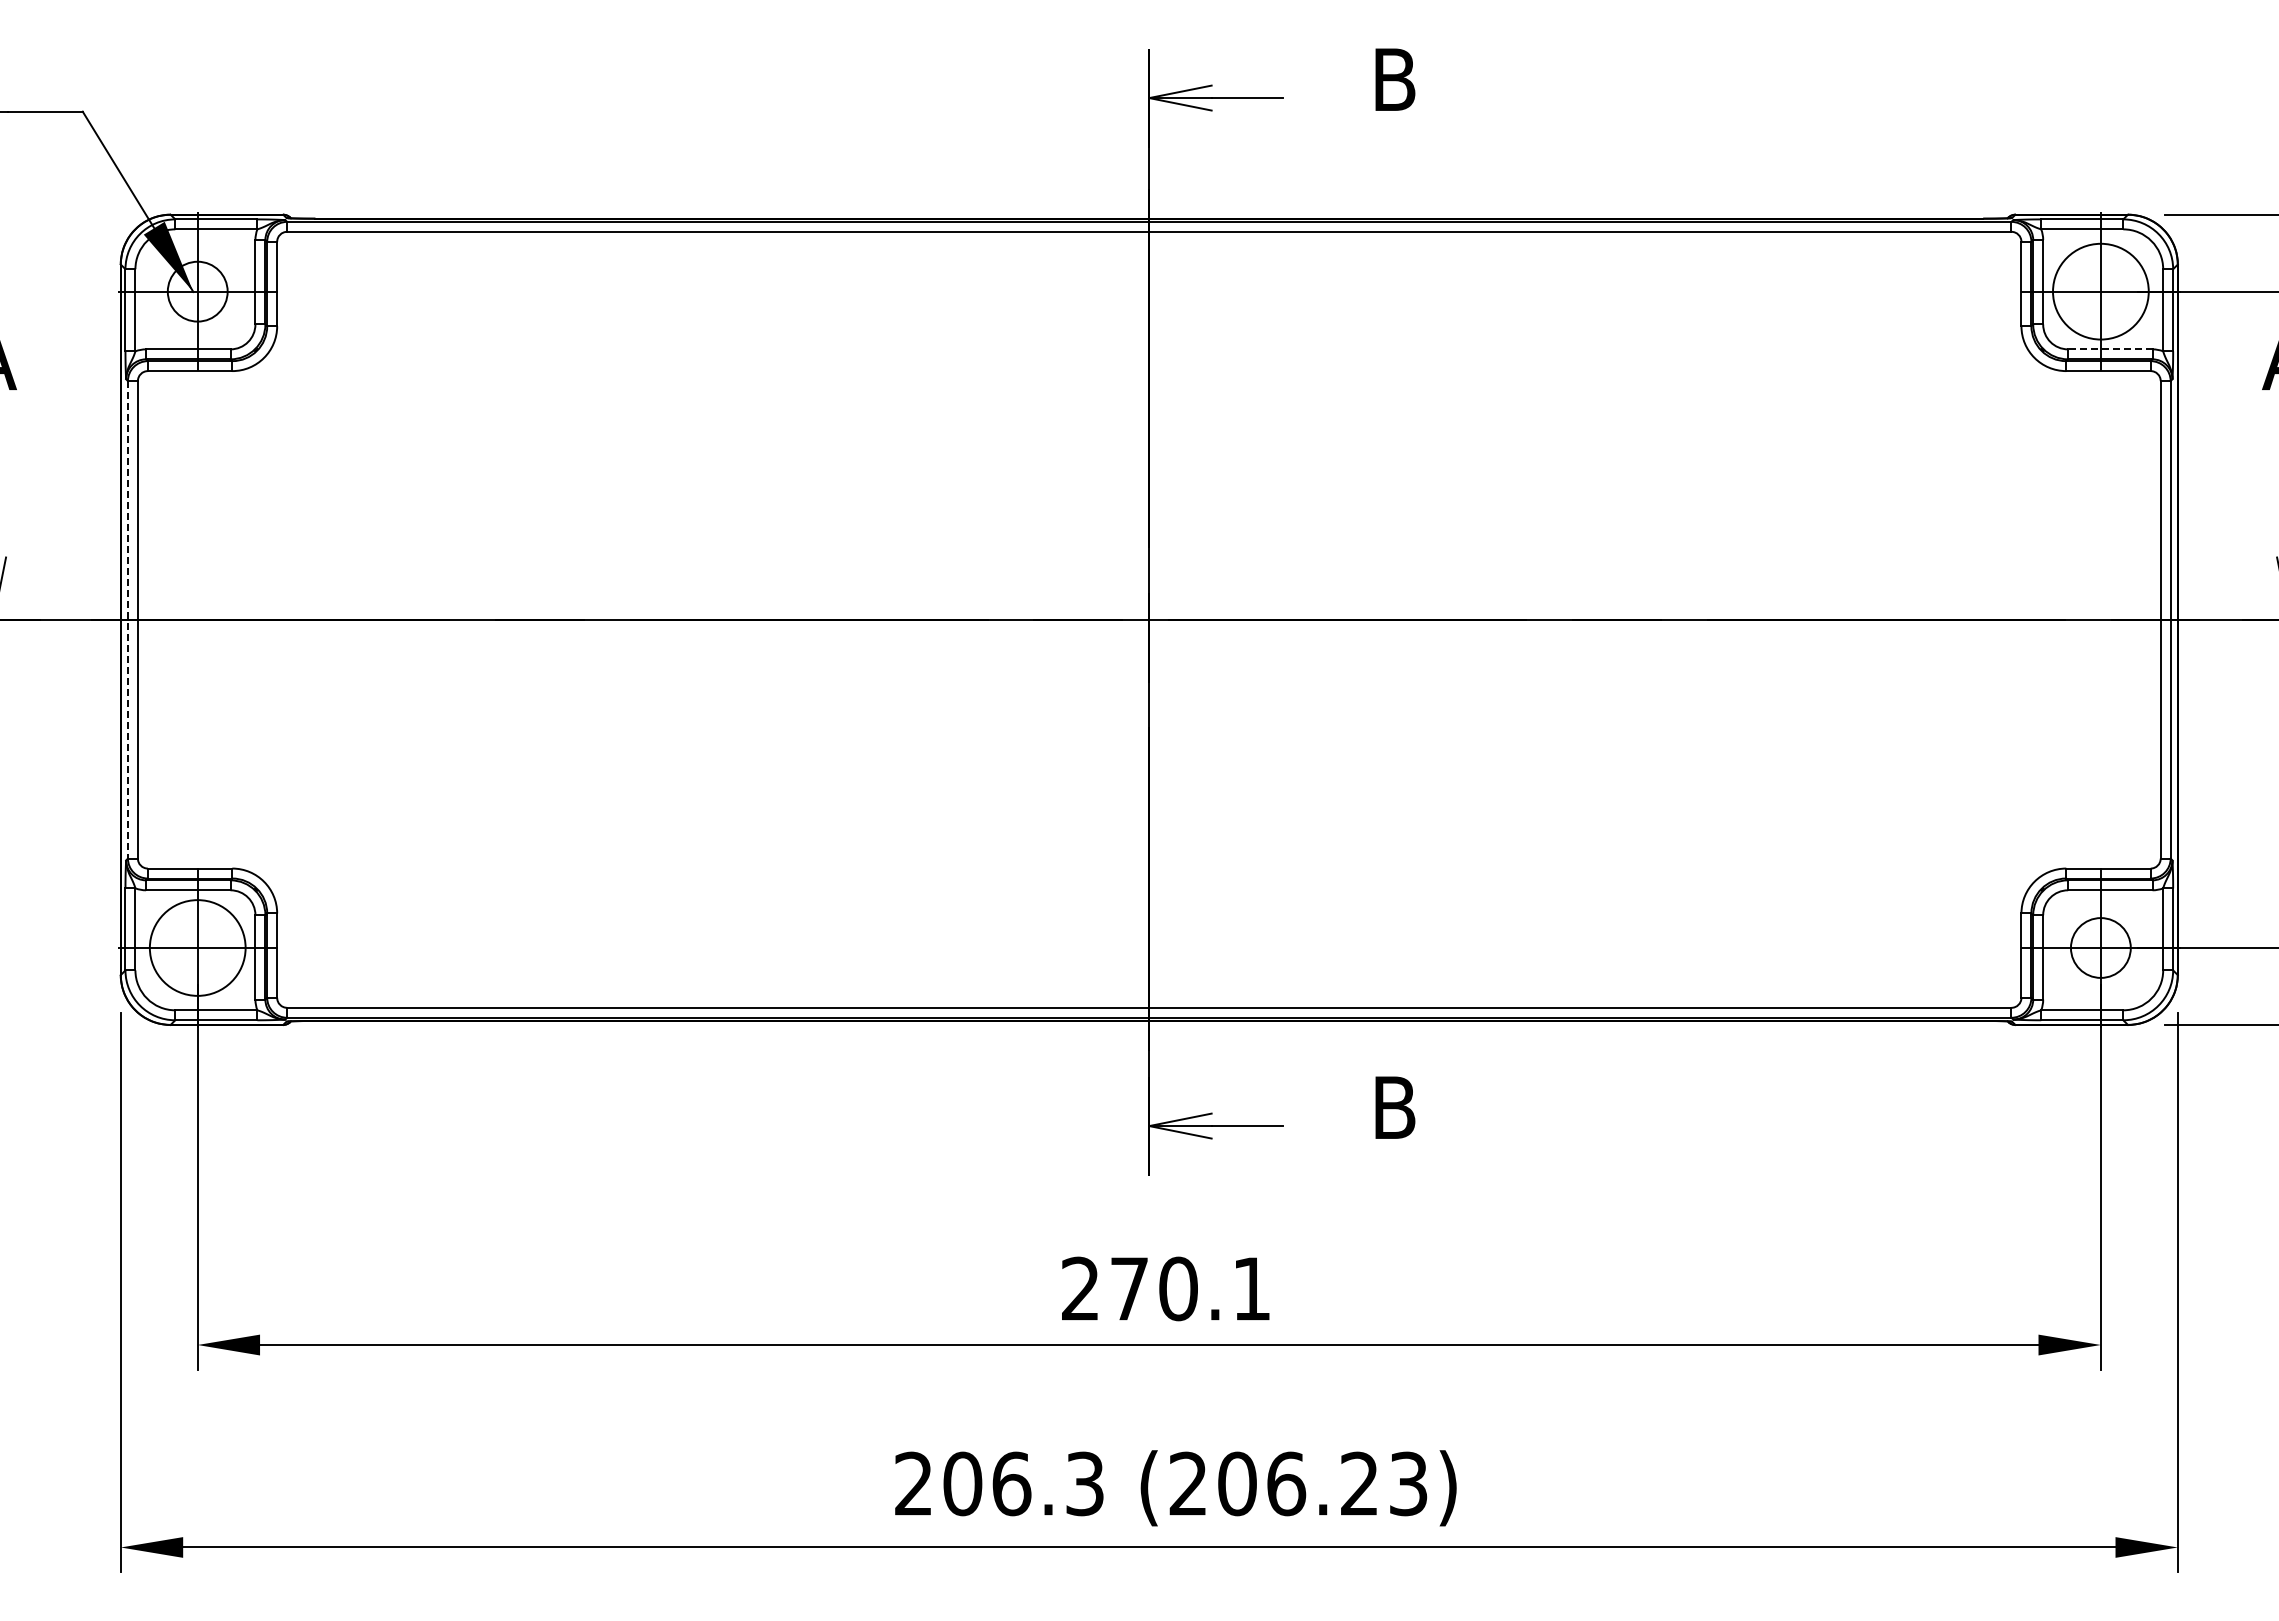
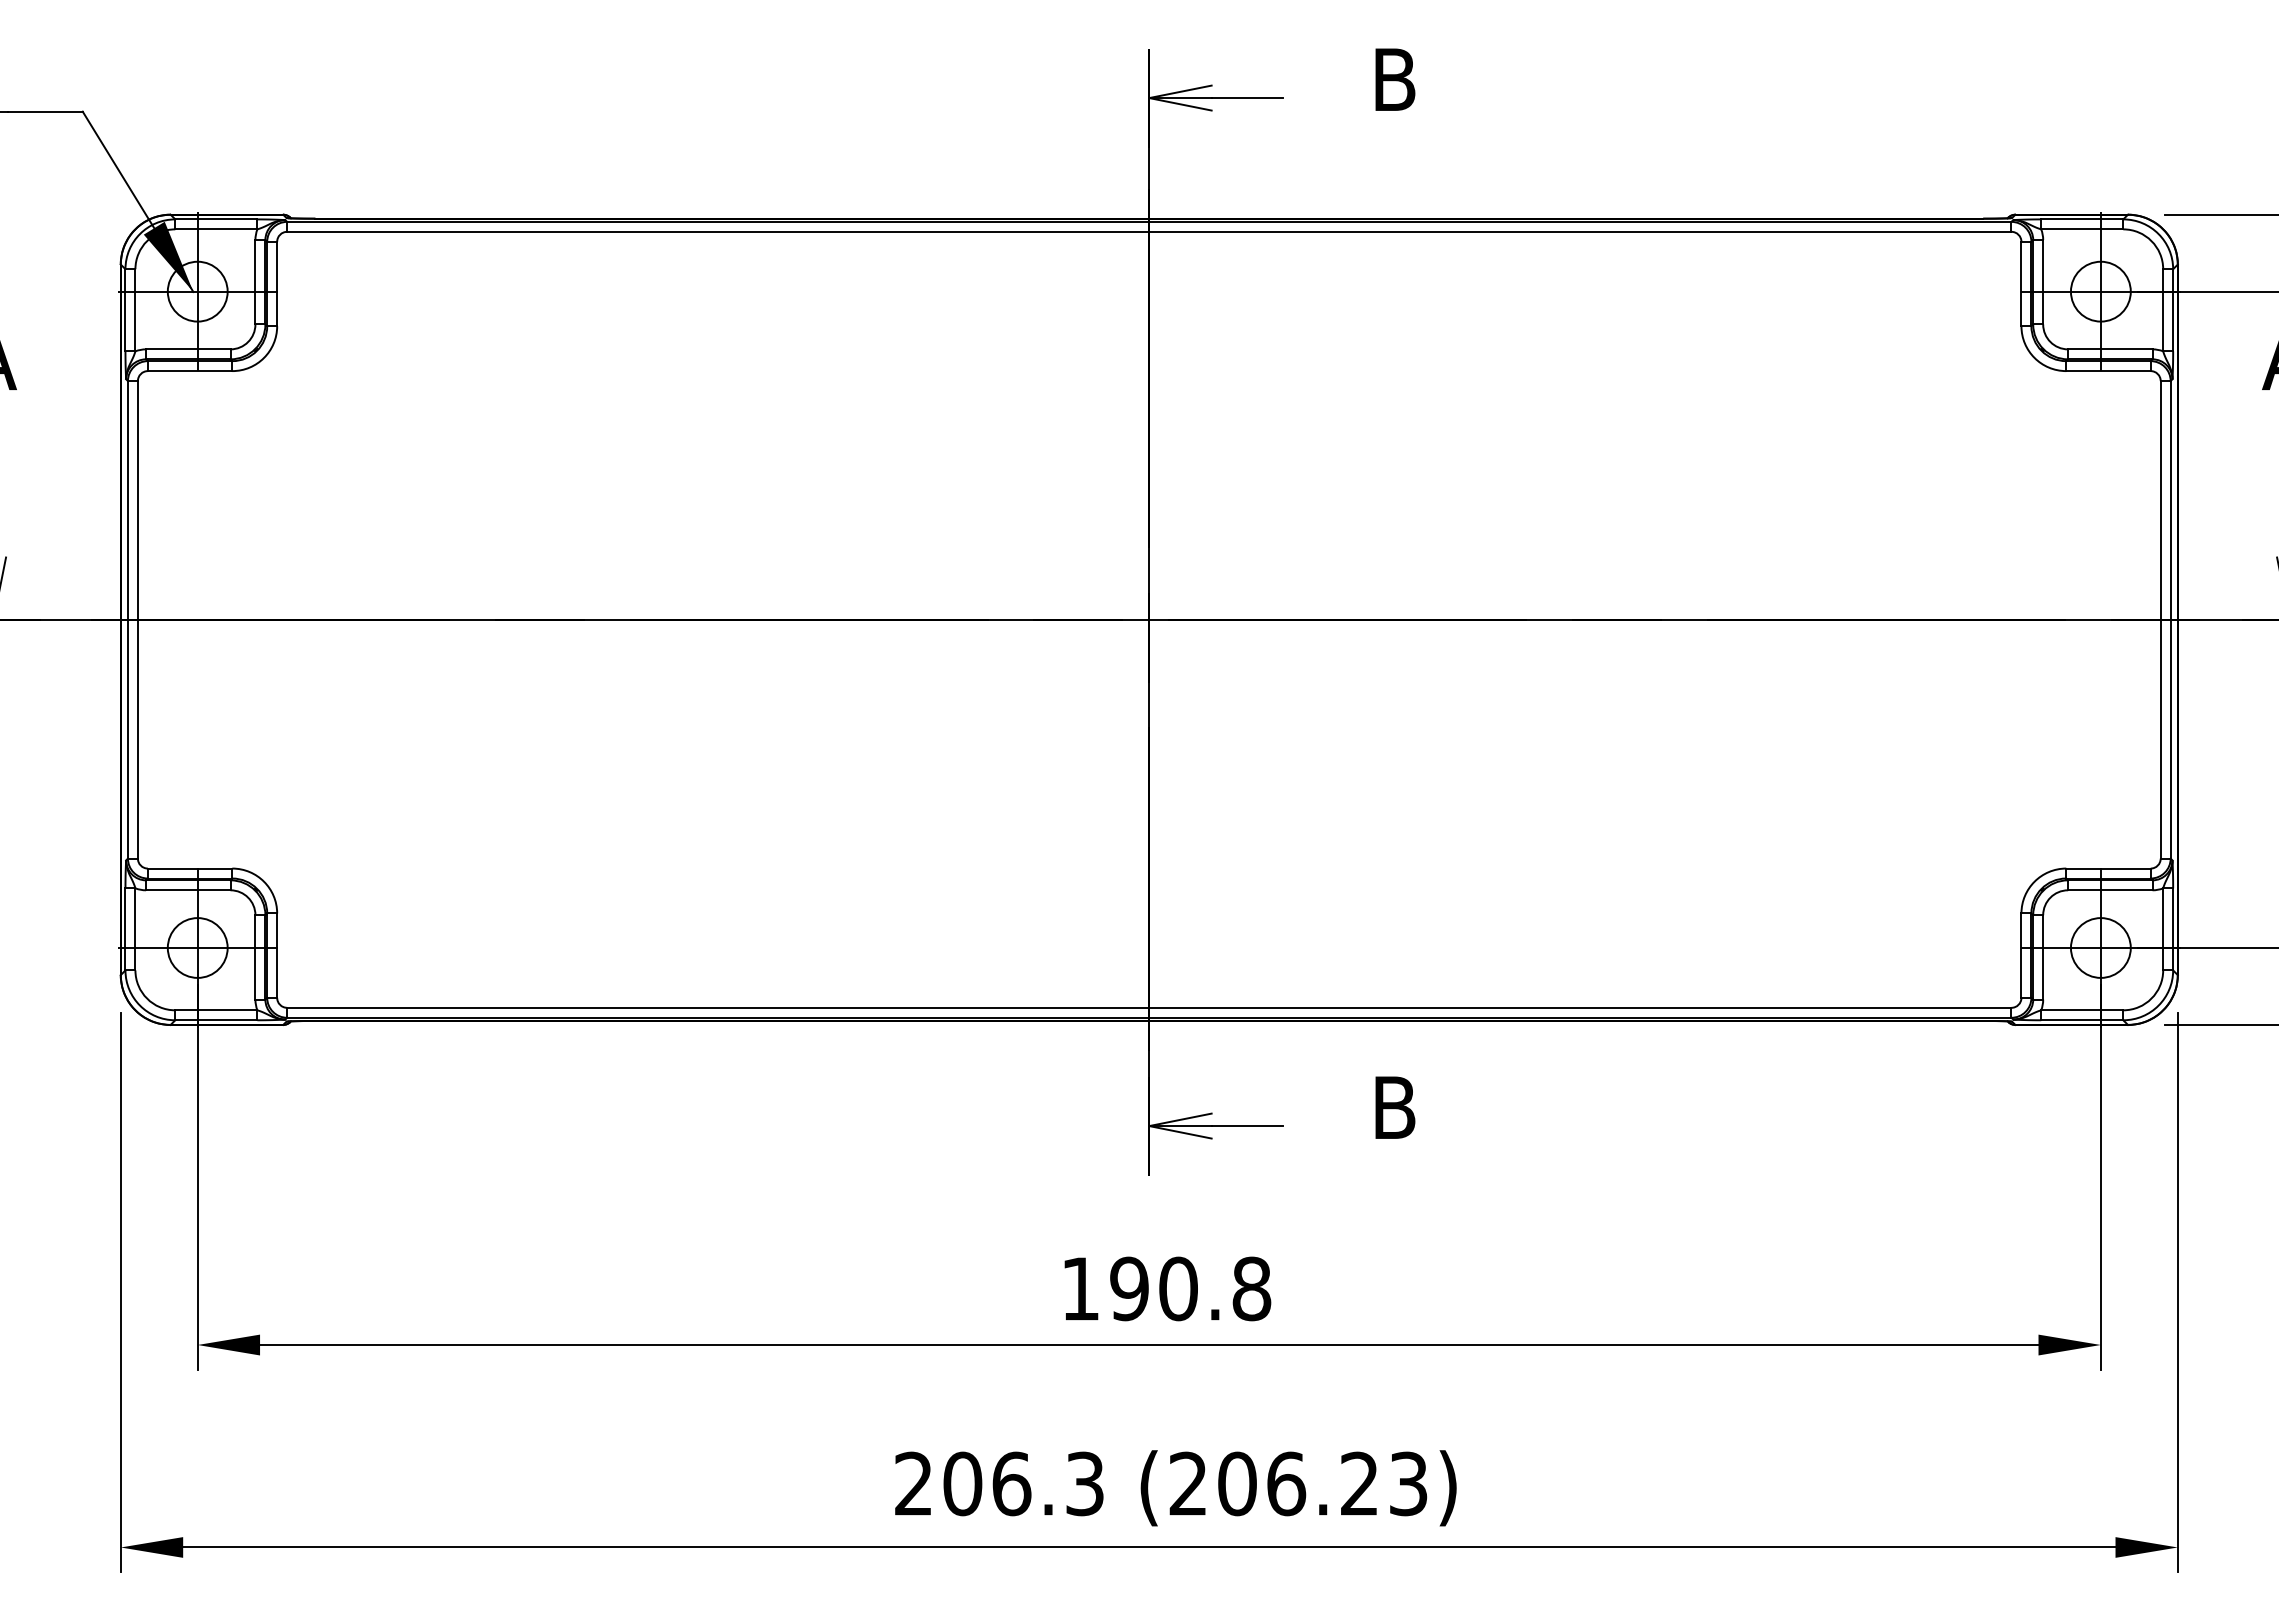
circle diameter: 96 px -> 60 px (2100, 291)
line: dashed -> solid (2109, 349)
line: dashed -> solid (127, 619)
circle diameter: 96 px -> 60 px (197, 947)
text: 270.1 -> 190.8 (1166, 1288)
